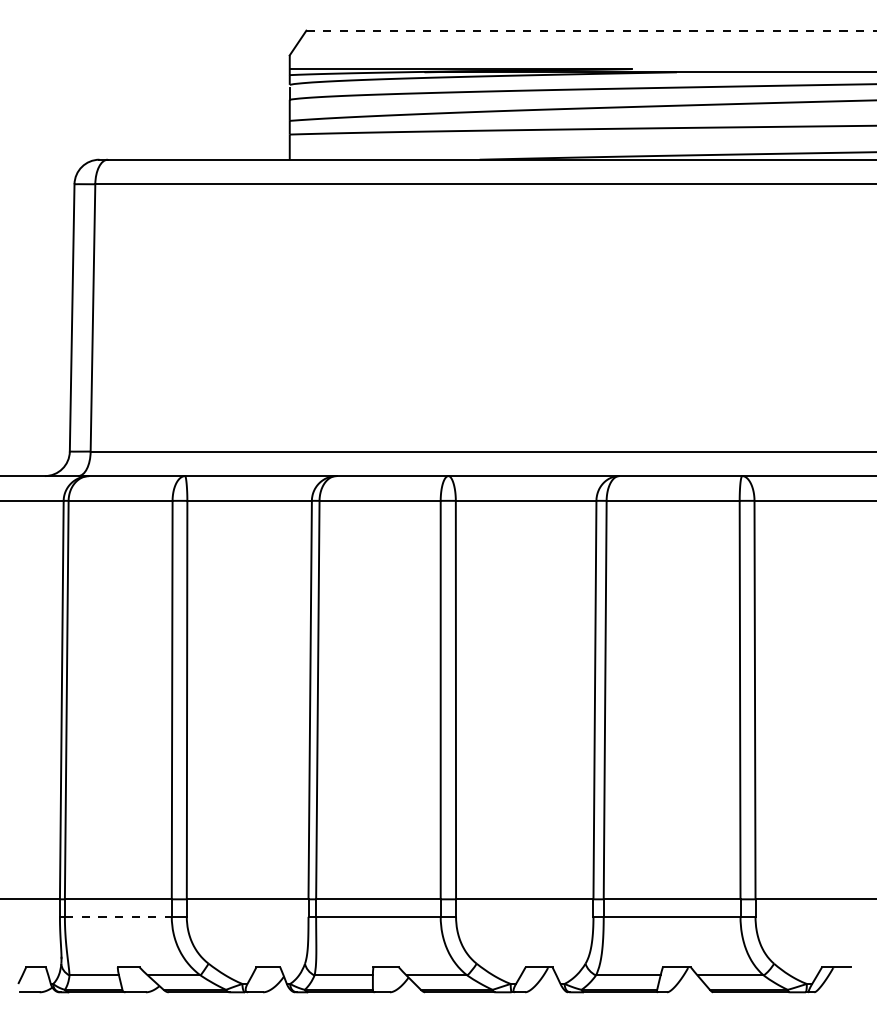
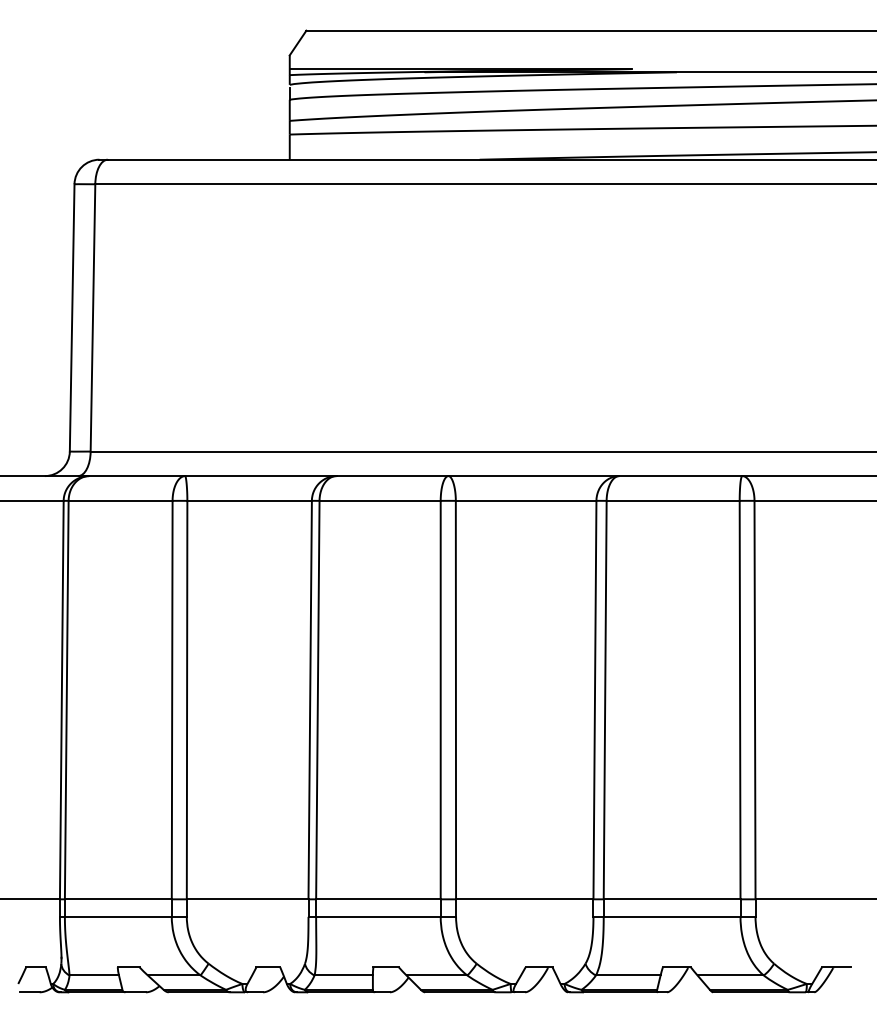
line: dashed -> solid (591, 30)
line: dashed -> solid (118, 916)
